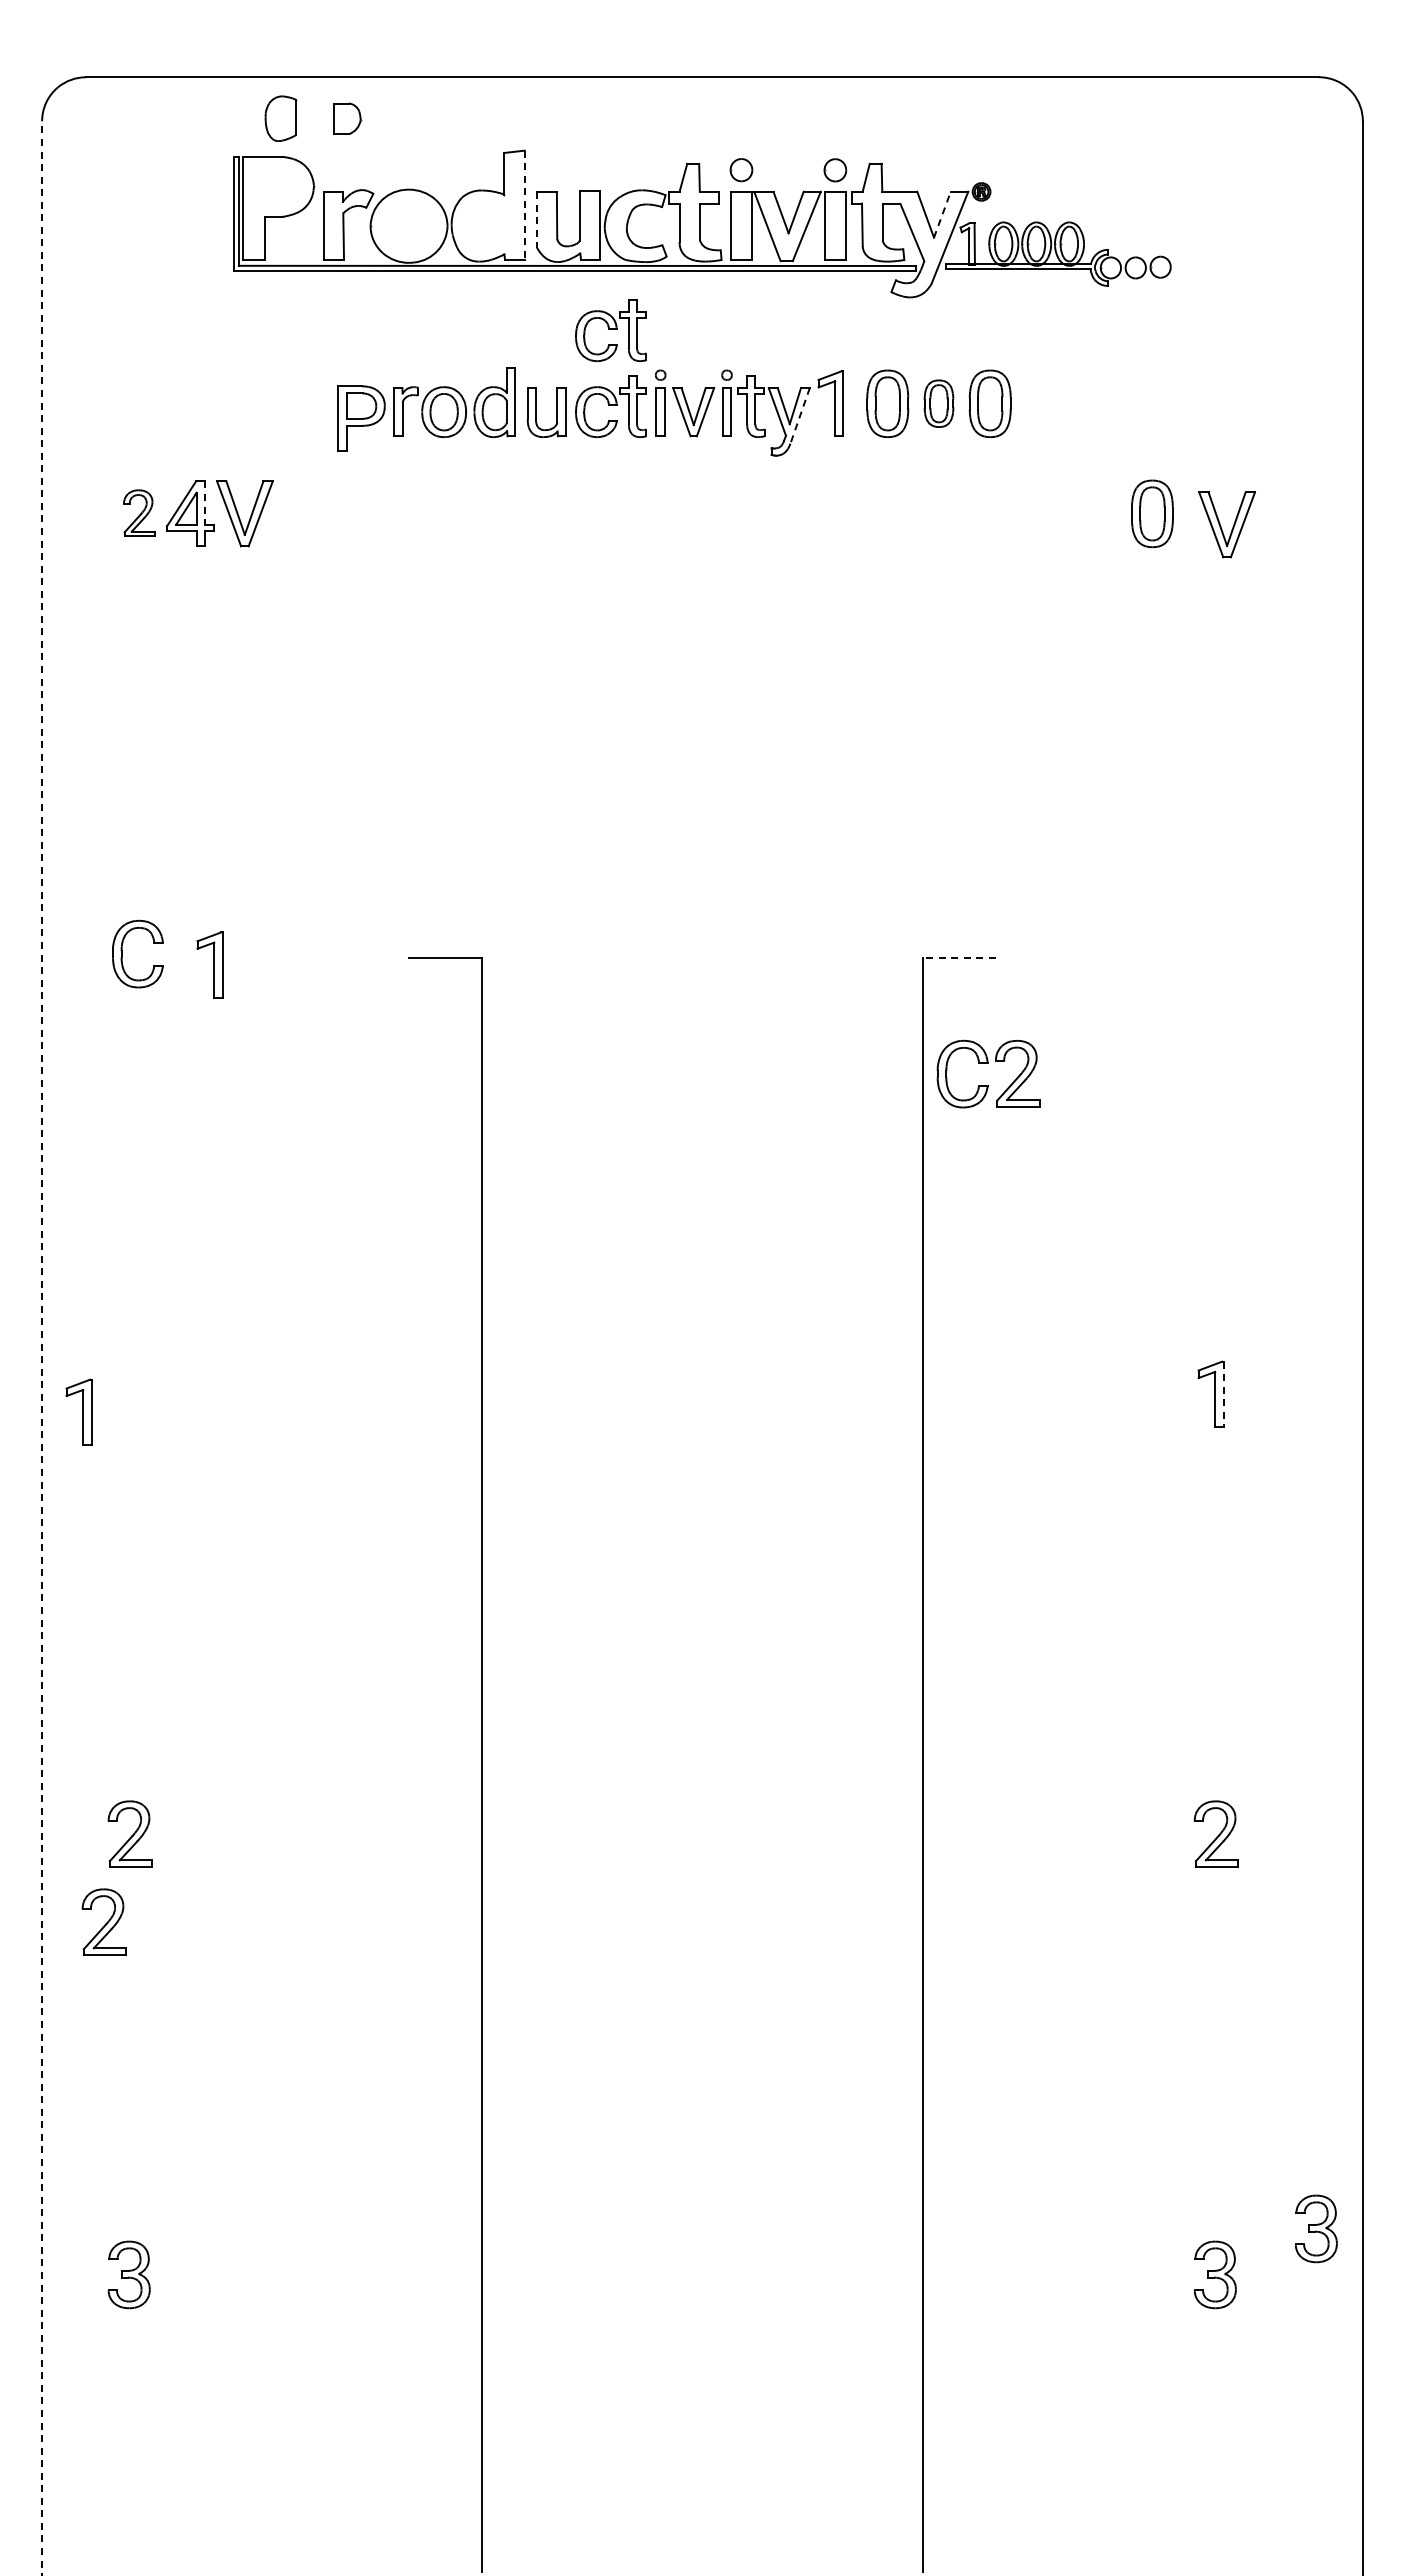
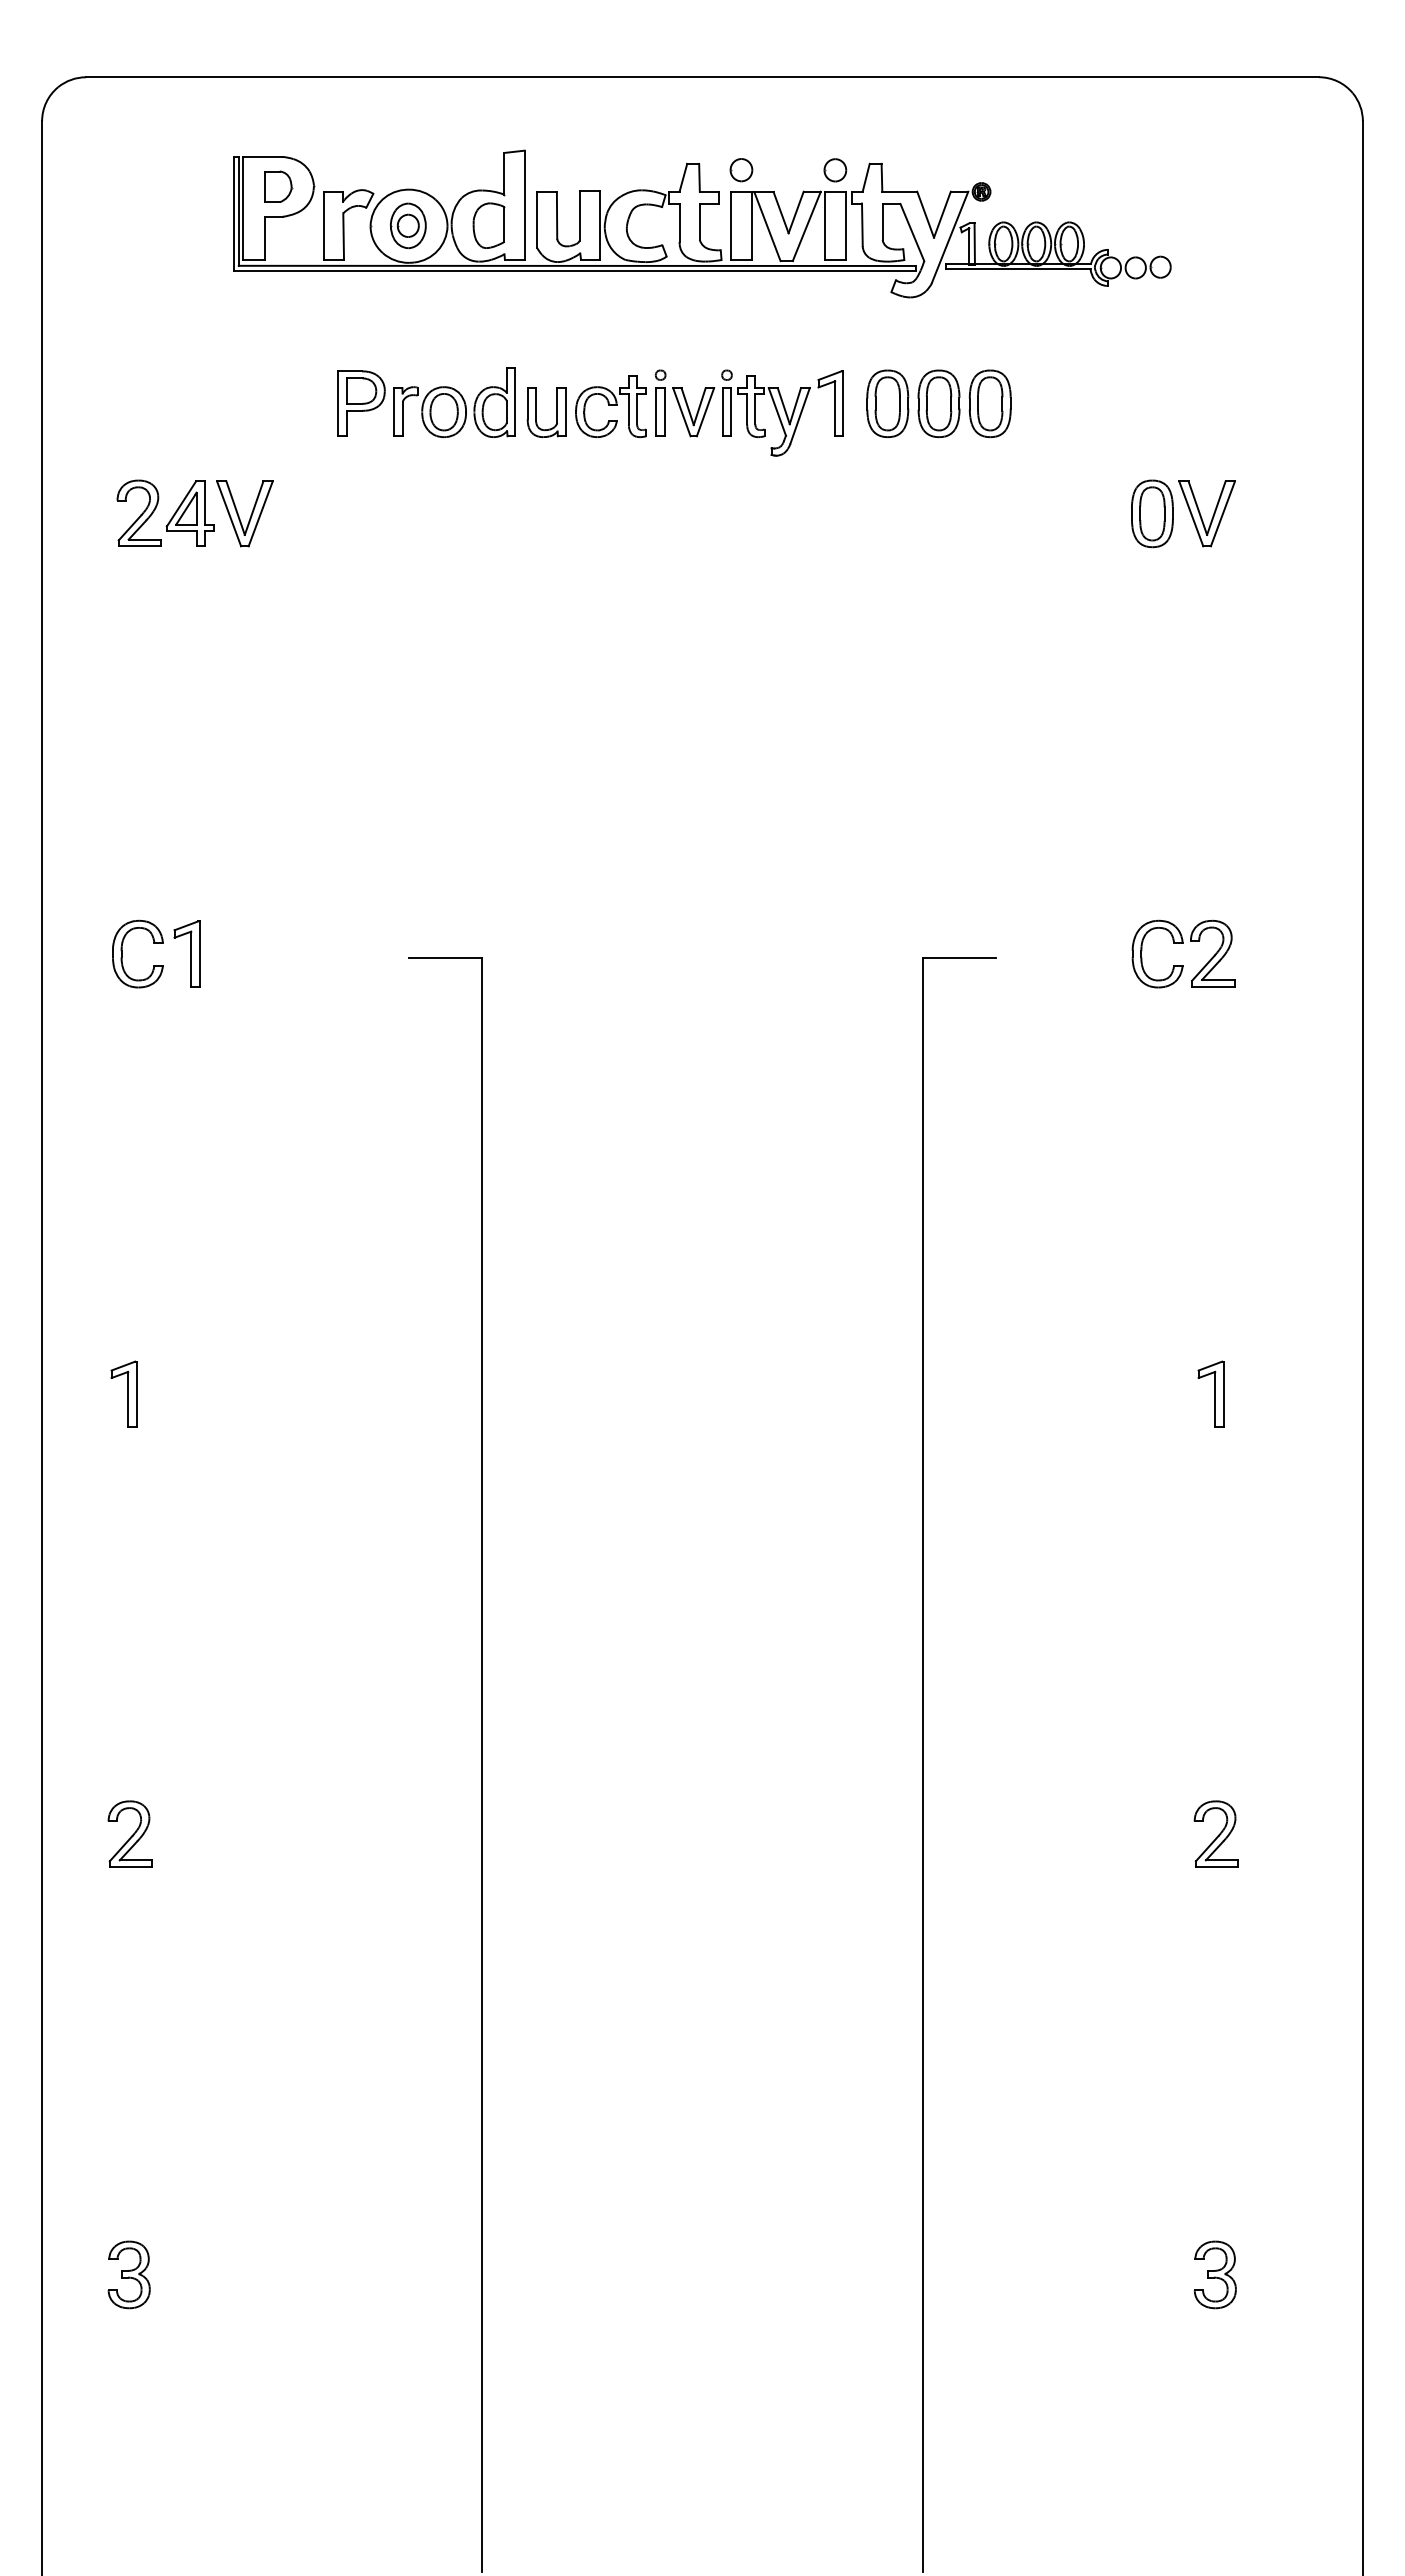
part position: (280, 118) -> (488, 225) (488, 225)
part position: (347, 118) -> (278, 186) (278, 186)
line: dashed -> solid (524, 205)
line: dashed -> solid (942, 214)
line: dashed -> solid (536, 219)
part: none -> present (408, 225)
part: present -> none (610, 330)
part size: 32x49 px -> 44x69 px (938, 403)
line: dashed -> solid (799, 416)
part position: (361, 418) -> (361, 403) (361, 403)
line: dashed -> solid (204, 503)
part size: 33x48 px -> 46x68 px (138, 512)
part position: (1226, 524) -> (1206, 513) (1206, 513)
line: dashed -> solid (959, 957)
part position: (209, 964) -> (186, 953) (186, 953)
part position: (988, 1063) -> (1183, 943) (1183, 943)
line: dashed -> solid (42, 1348)
line: dashed -> solid (1223, 1394)
part position: (78, 1411) -> (123, 1393) (123, 1393)
part: present -> none (103, 1921)
part: present -> none (1315, 2228)
